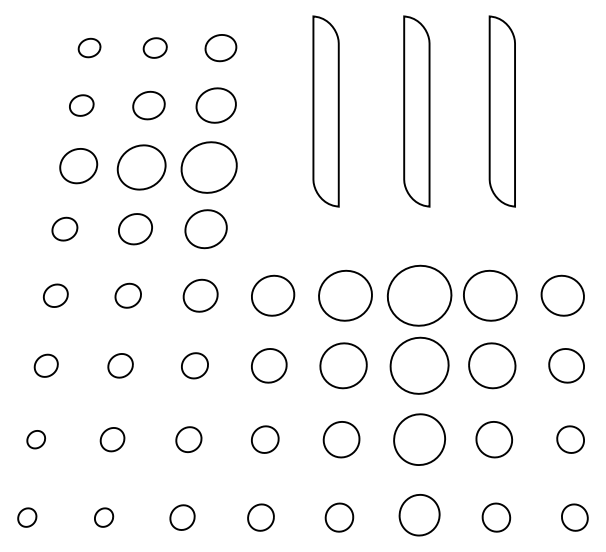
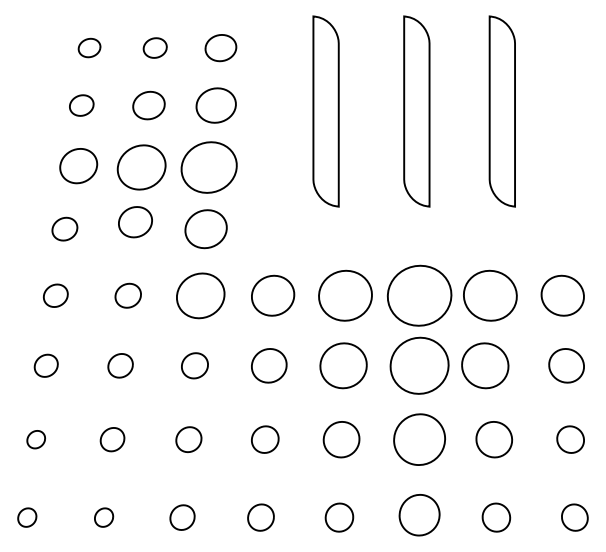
part position: (135, 229) -> (135, 222) (135, 222)
part size: 37x35 px -> 50x48 px (200, 295)
part position: (492, 365) -> (485, 365) (485, 365)
